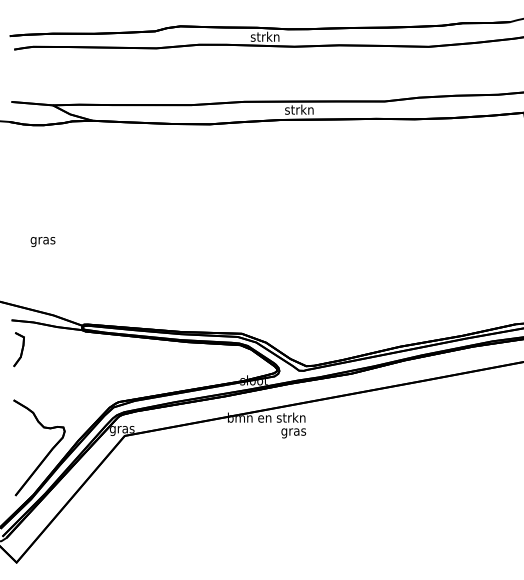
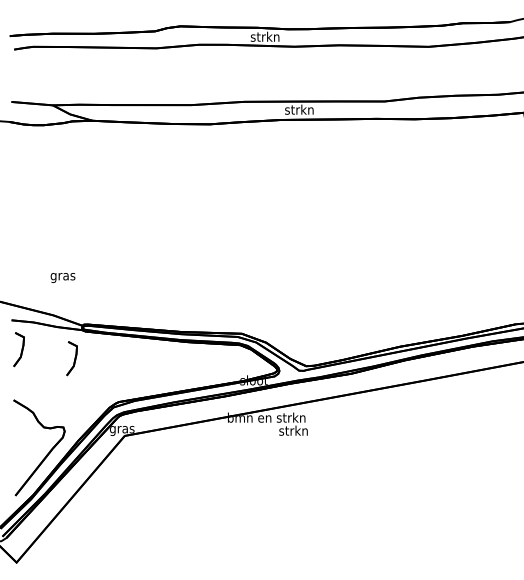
text position: (42, 241) -> (62, 277) (62, 277)
part: none -> present (71, 358)
text: gras -> strkn (293, 431)
